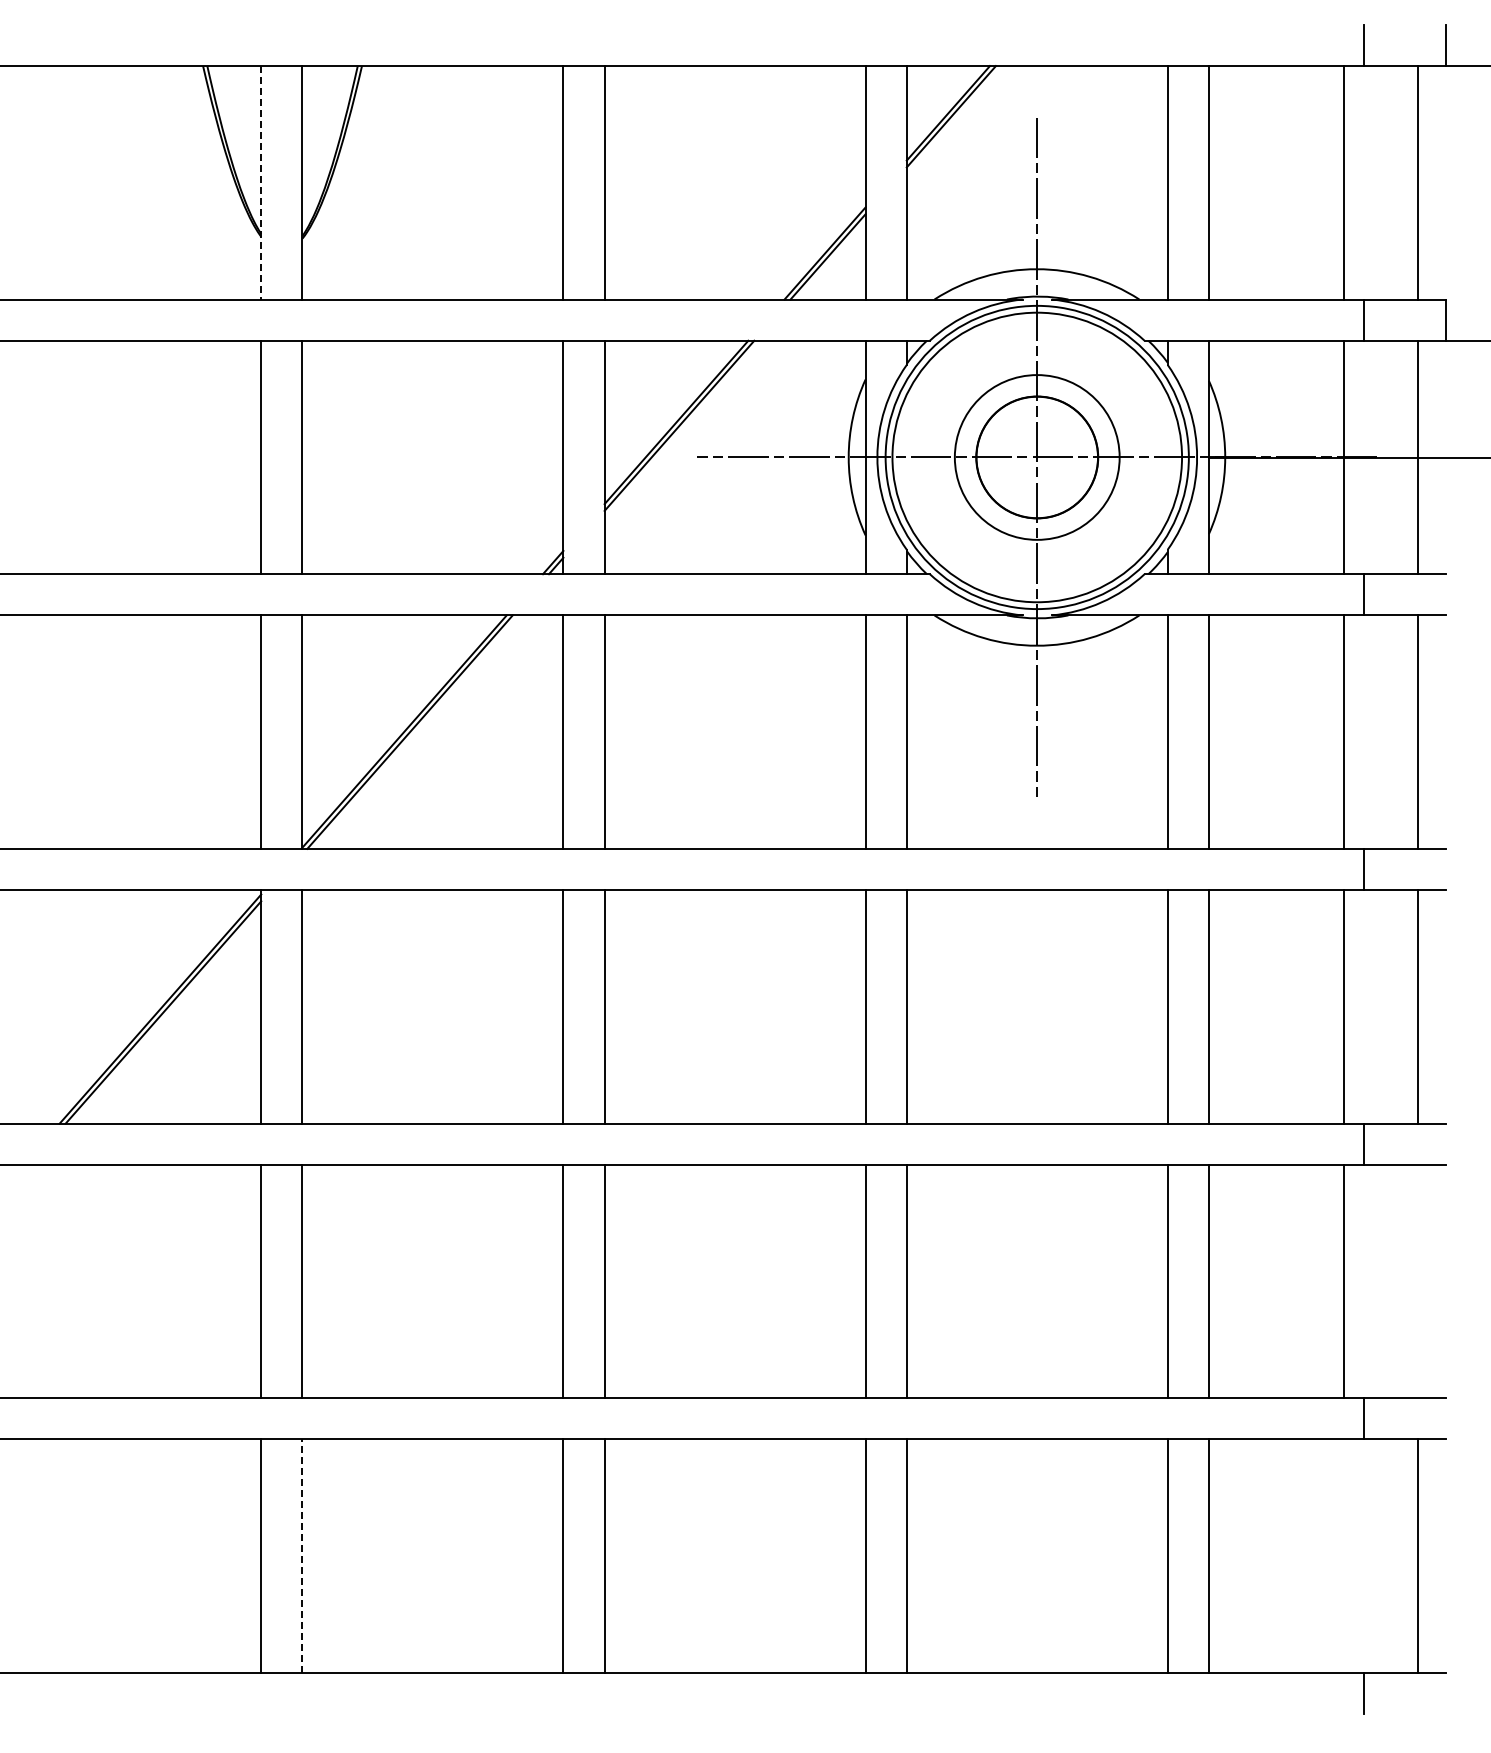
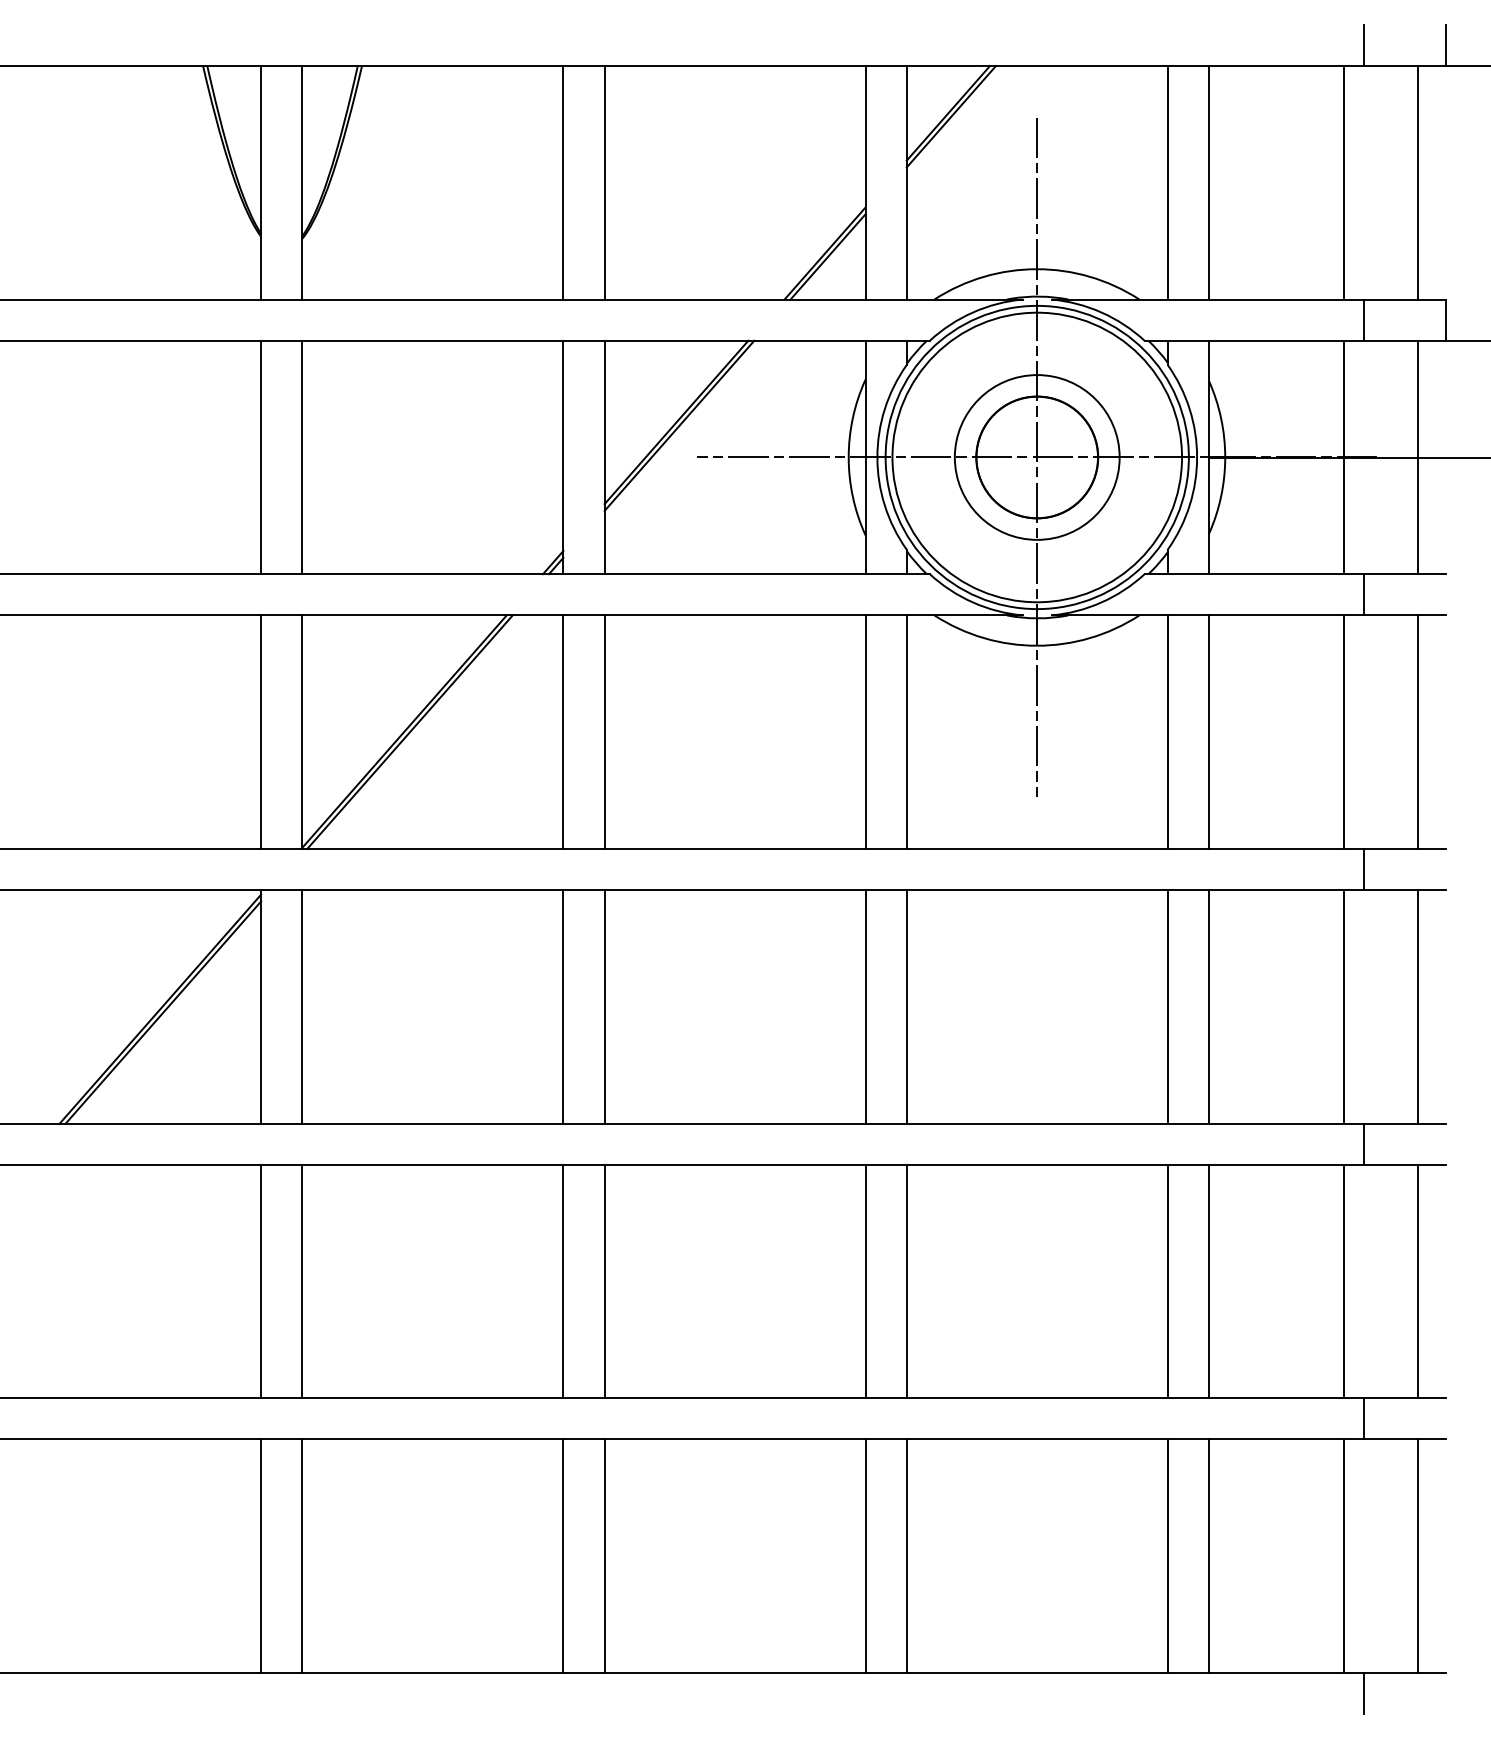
line: dashed -> solid (261, 182)
line: none -> present (1417, 1281)
line: none -> present (1344, 1555)
line: dashed -> solid (302, 1556)
